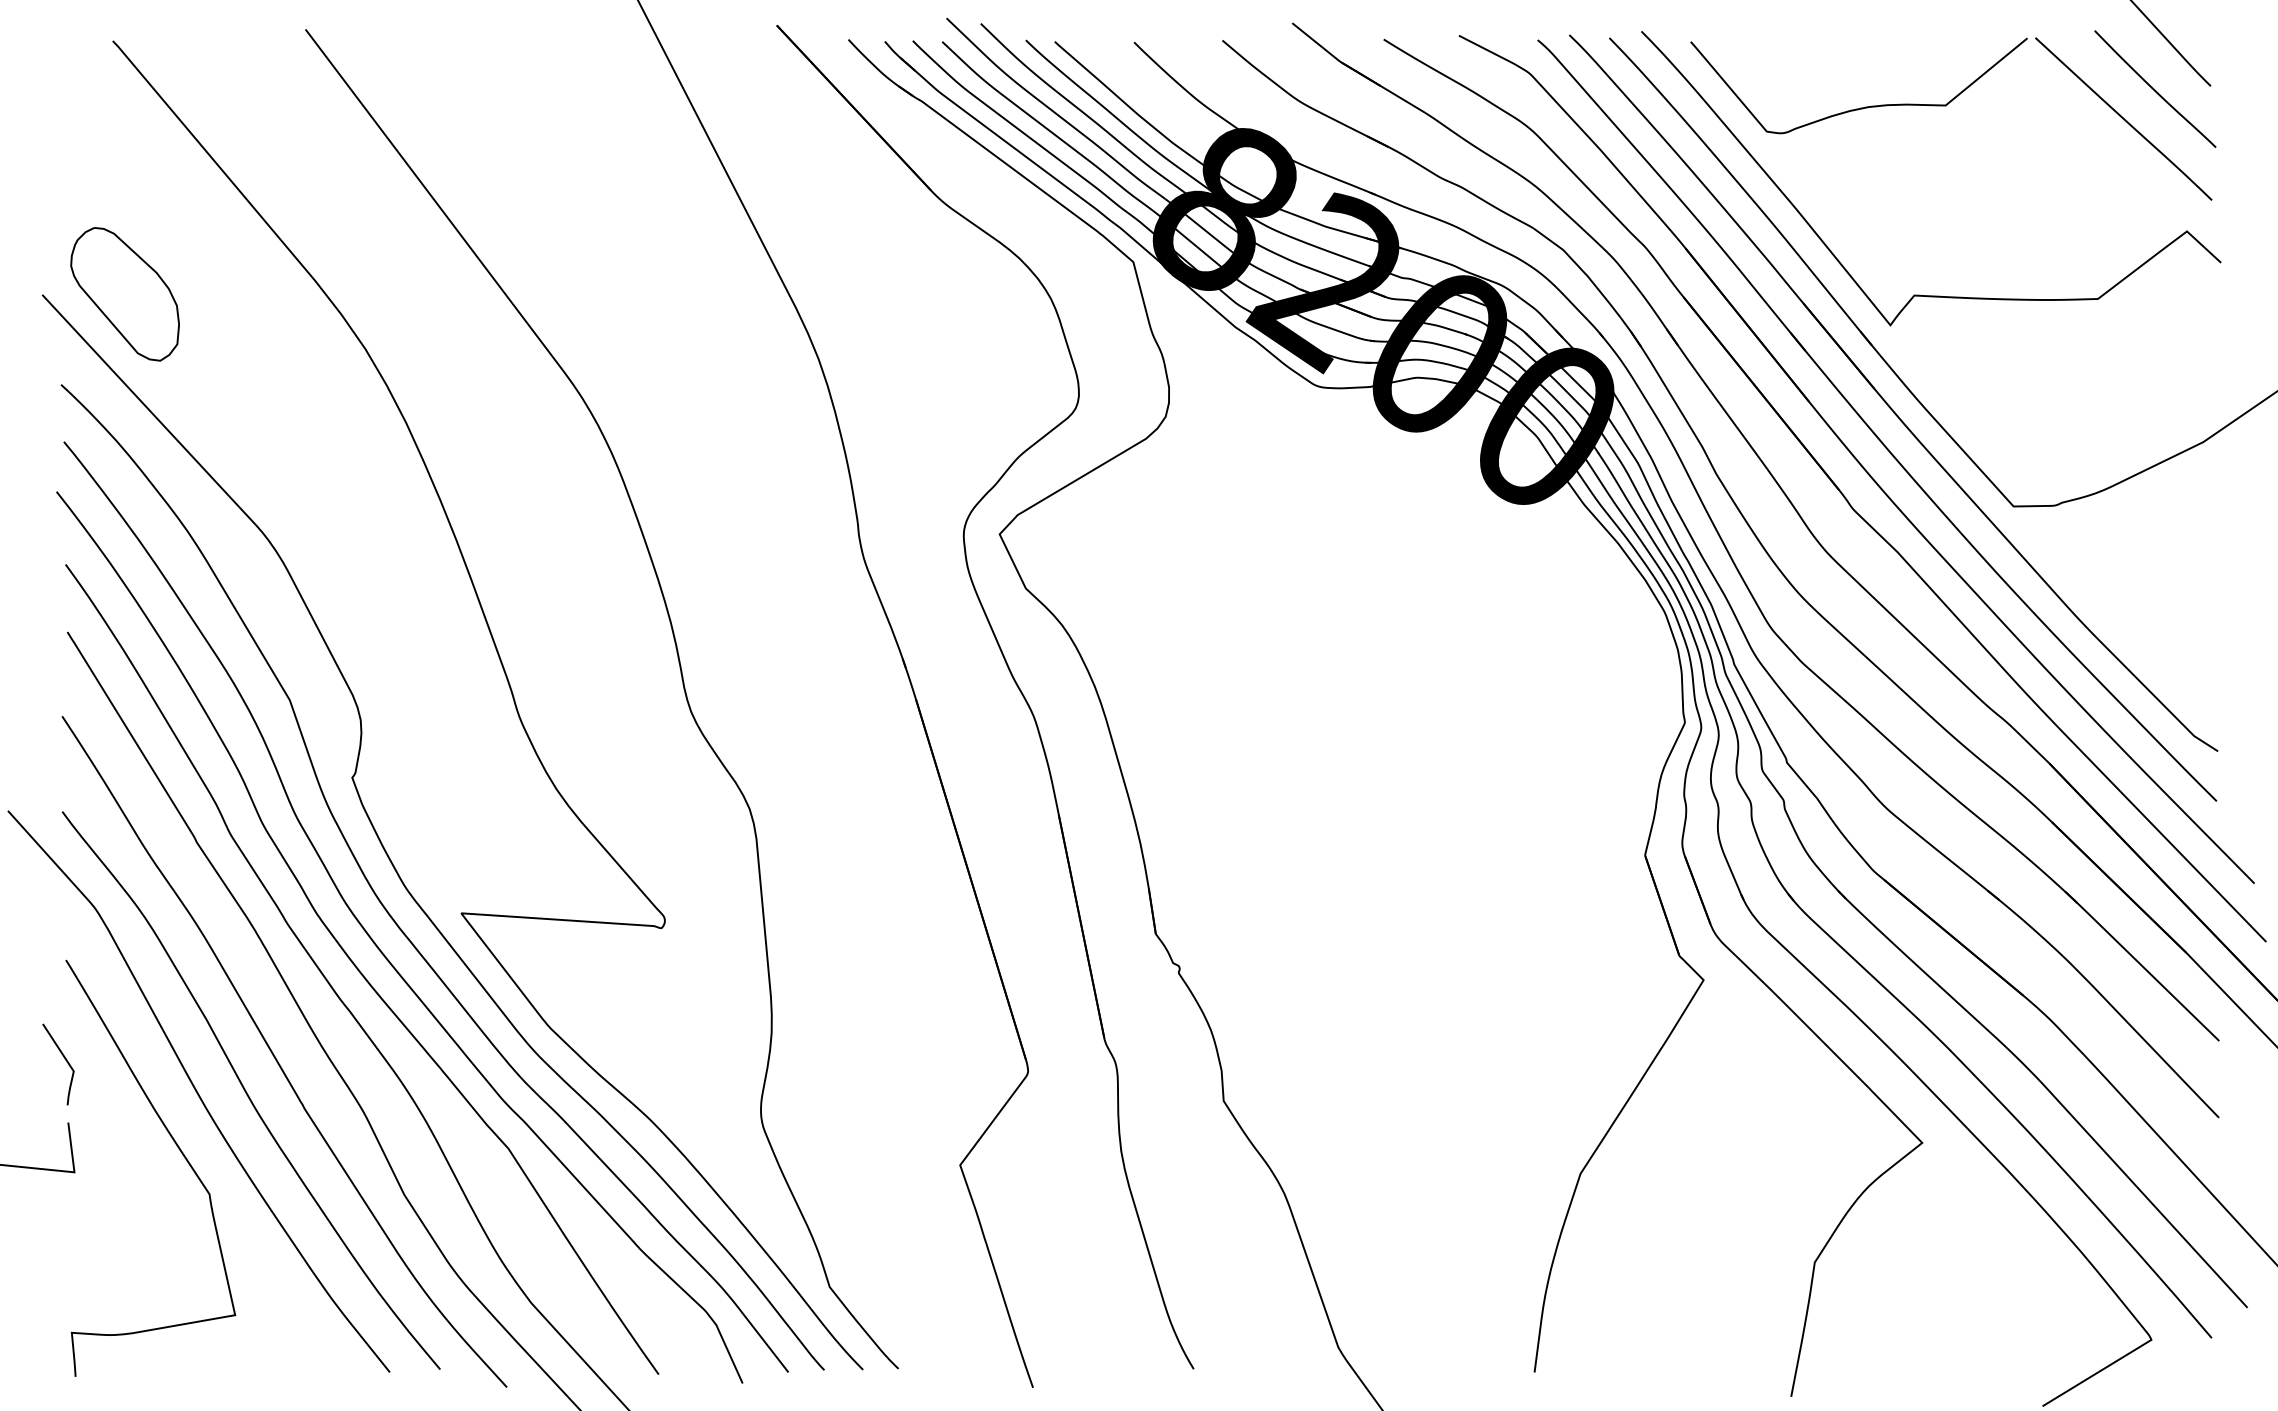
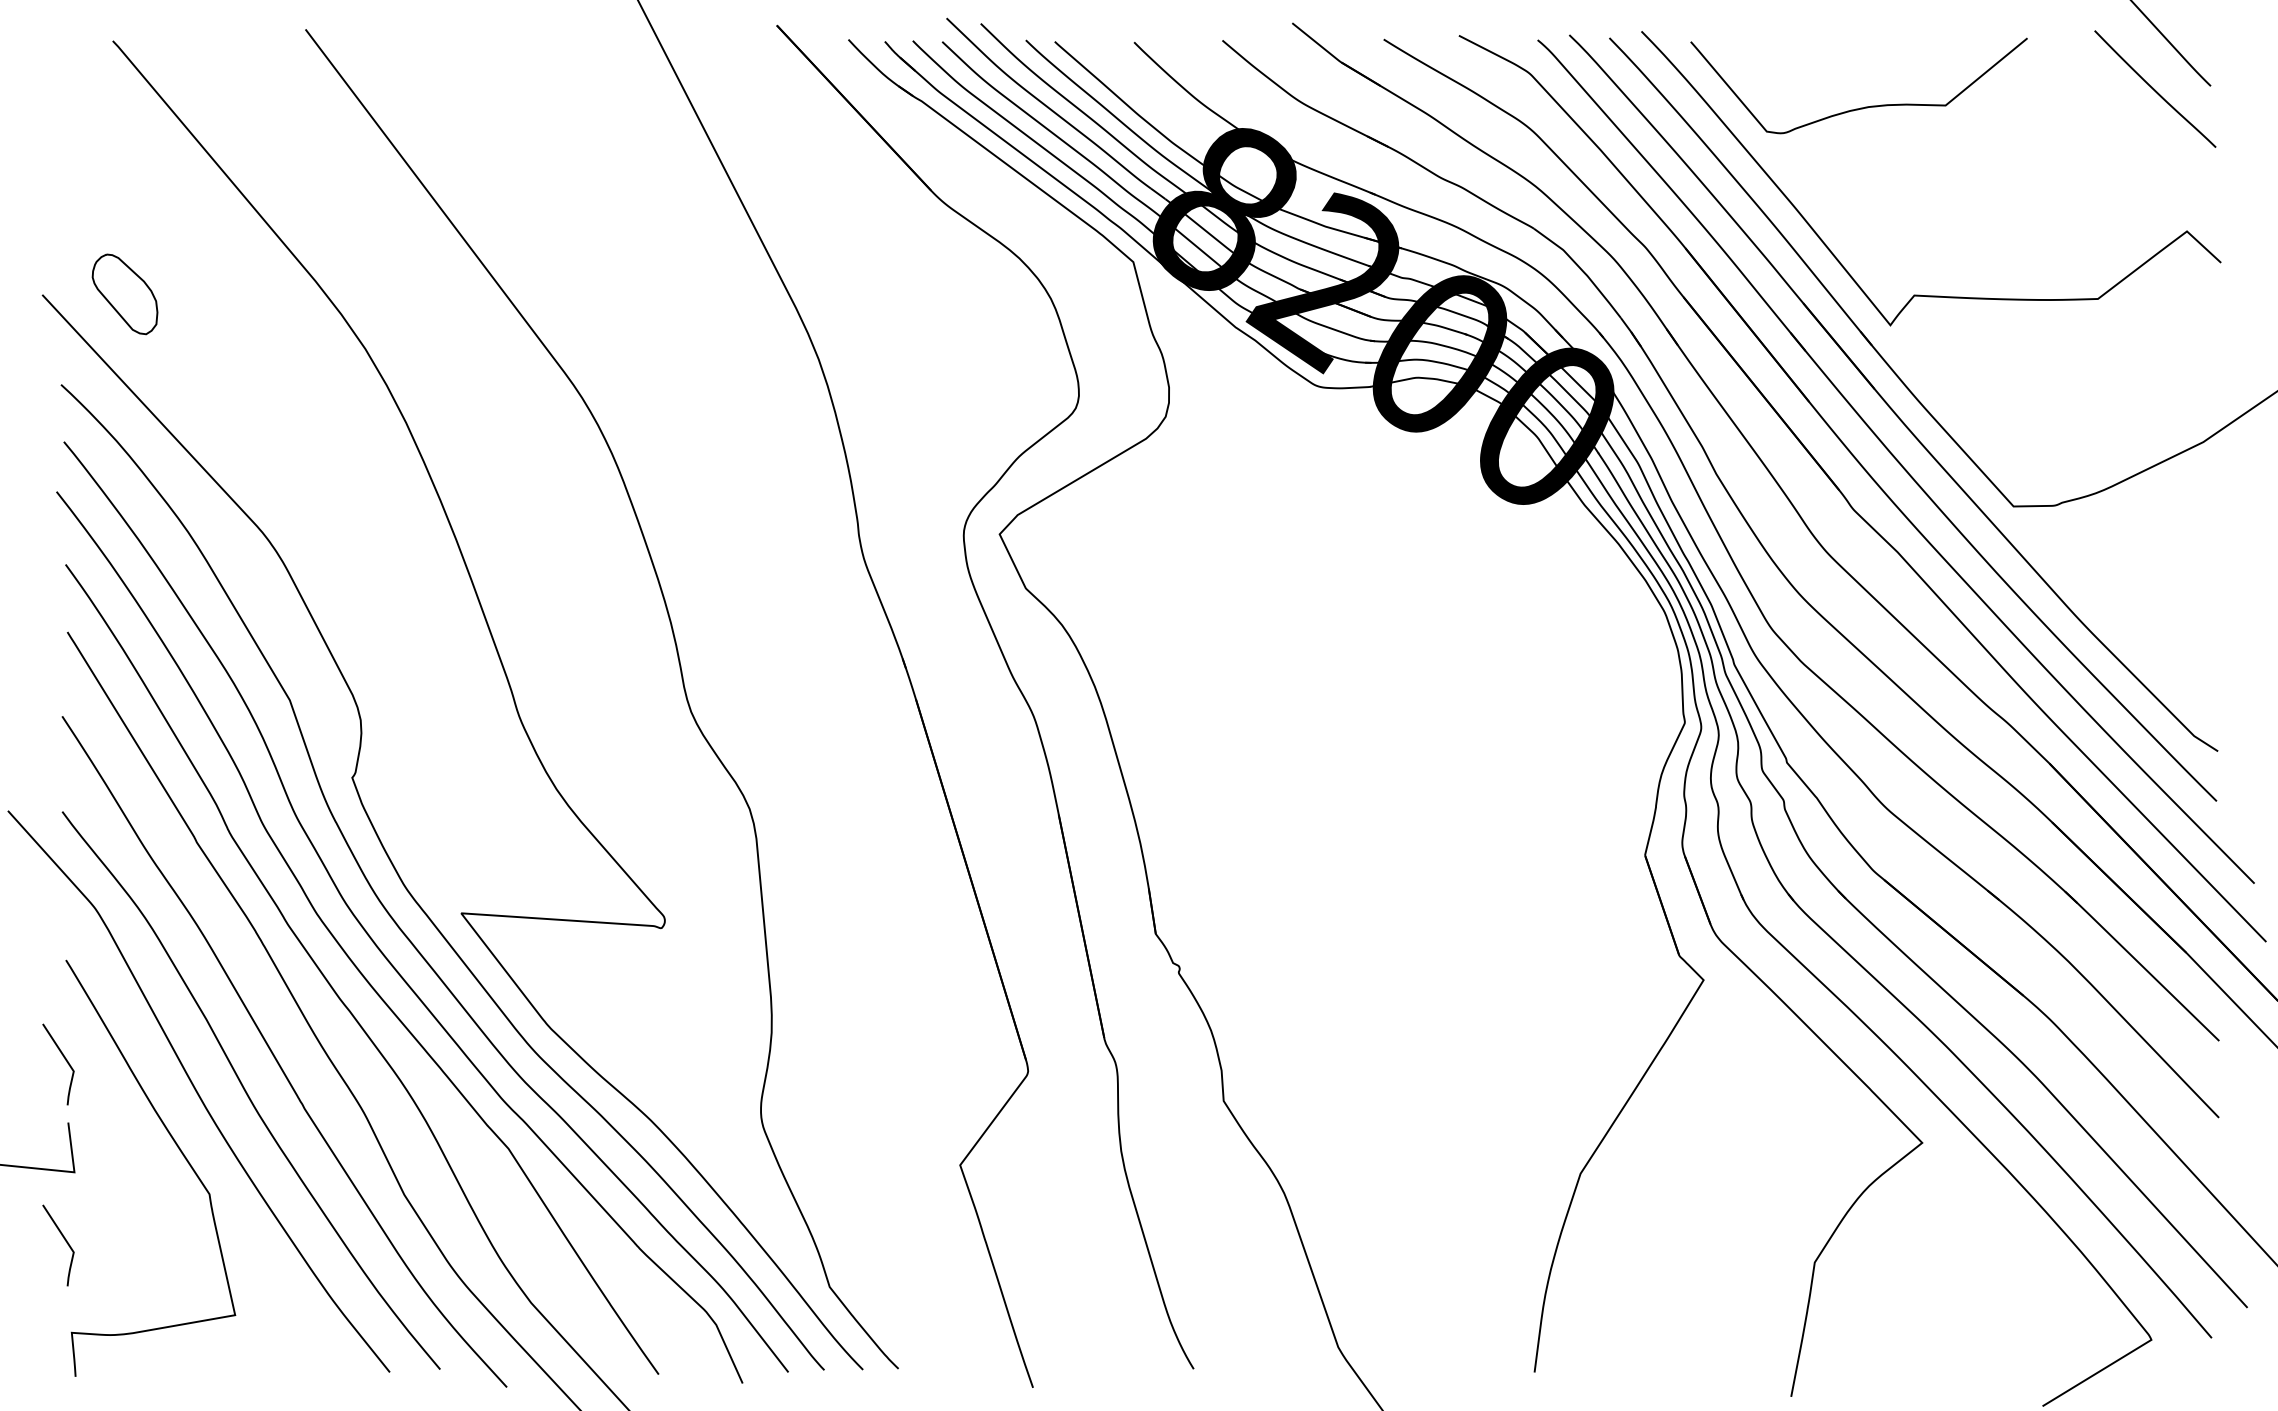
line: present -> none (2123, 118)
part size: 110x135 px -> 68x83 px (124, 294)
line: none -> present (64, 1240)
